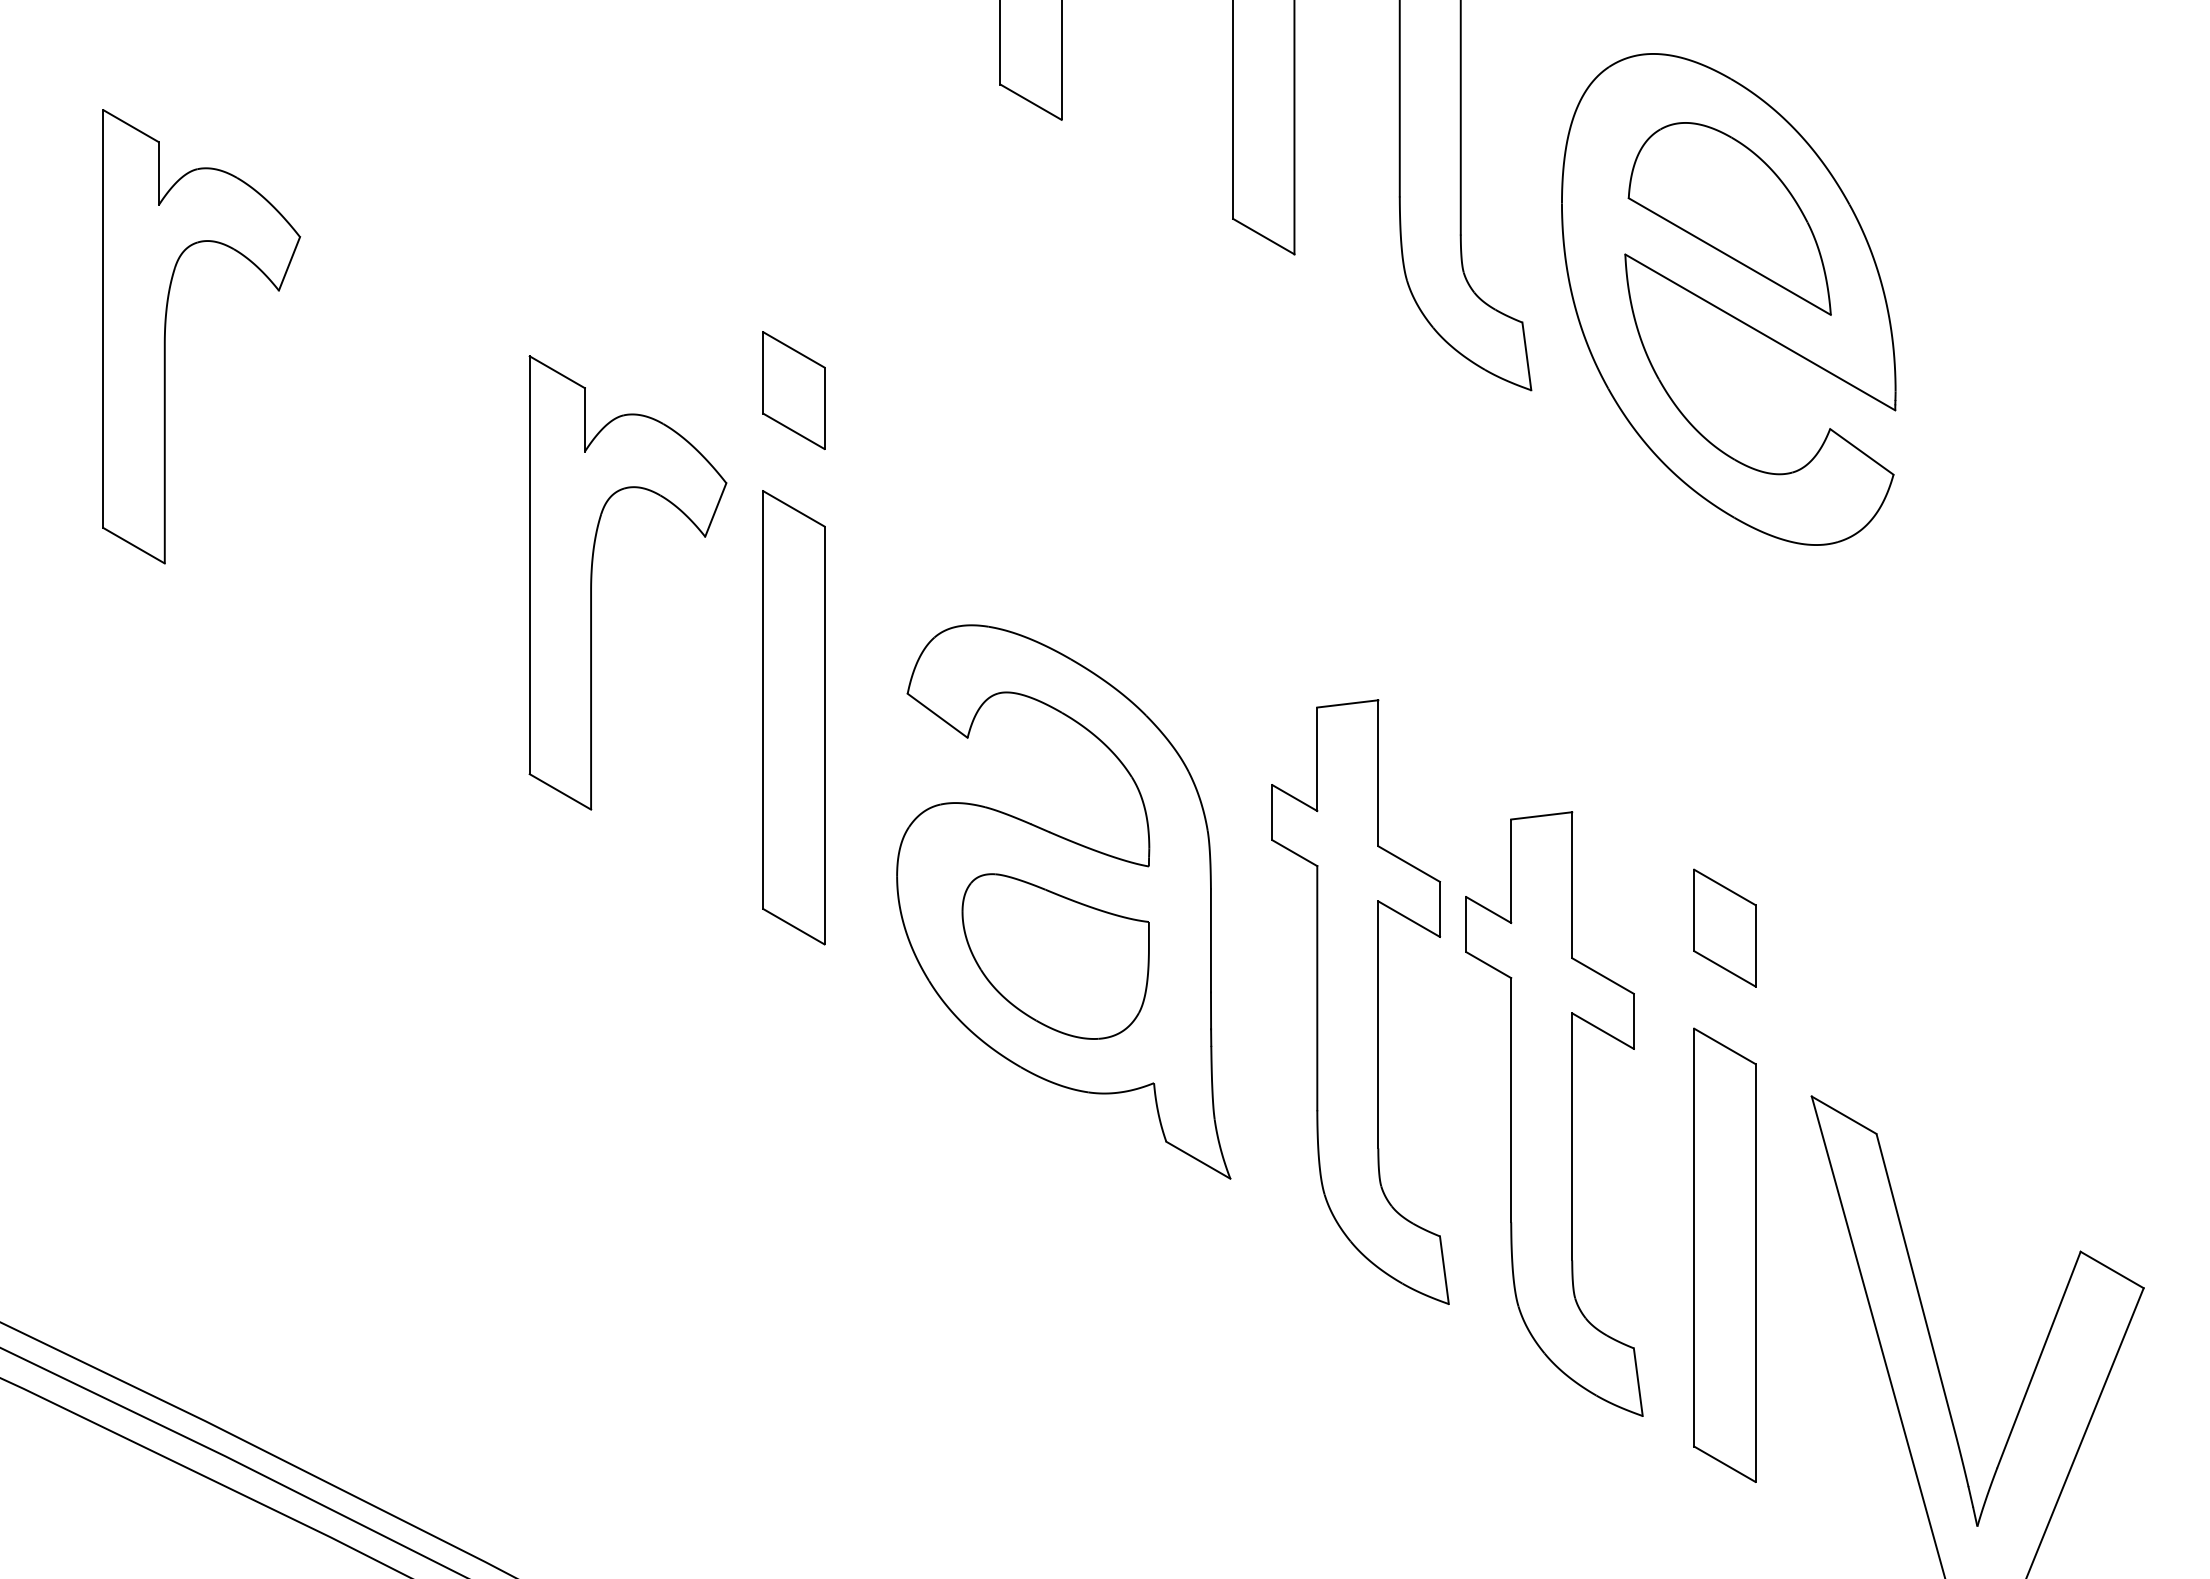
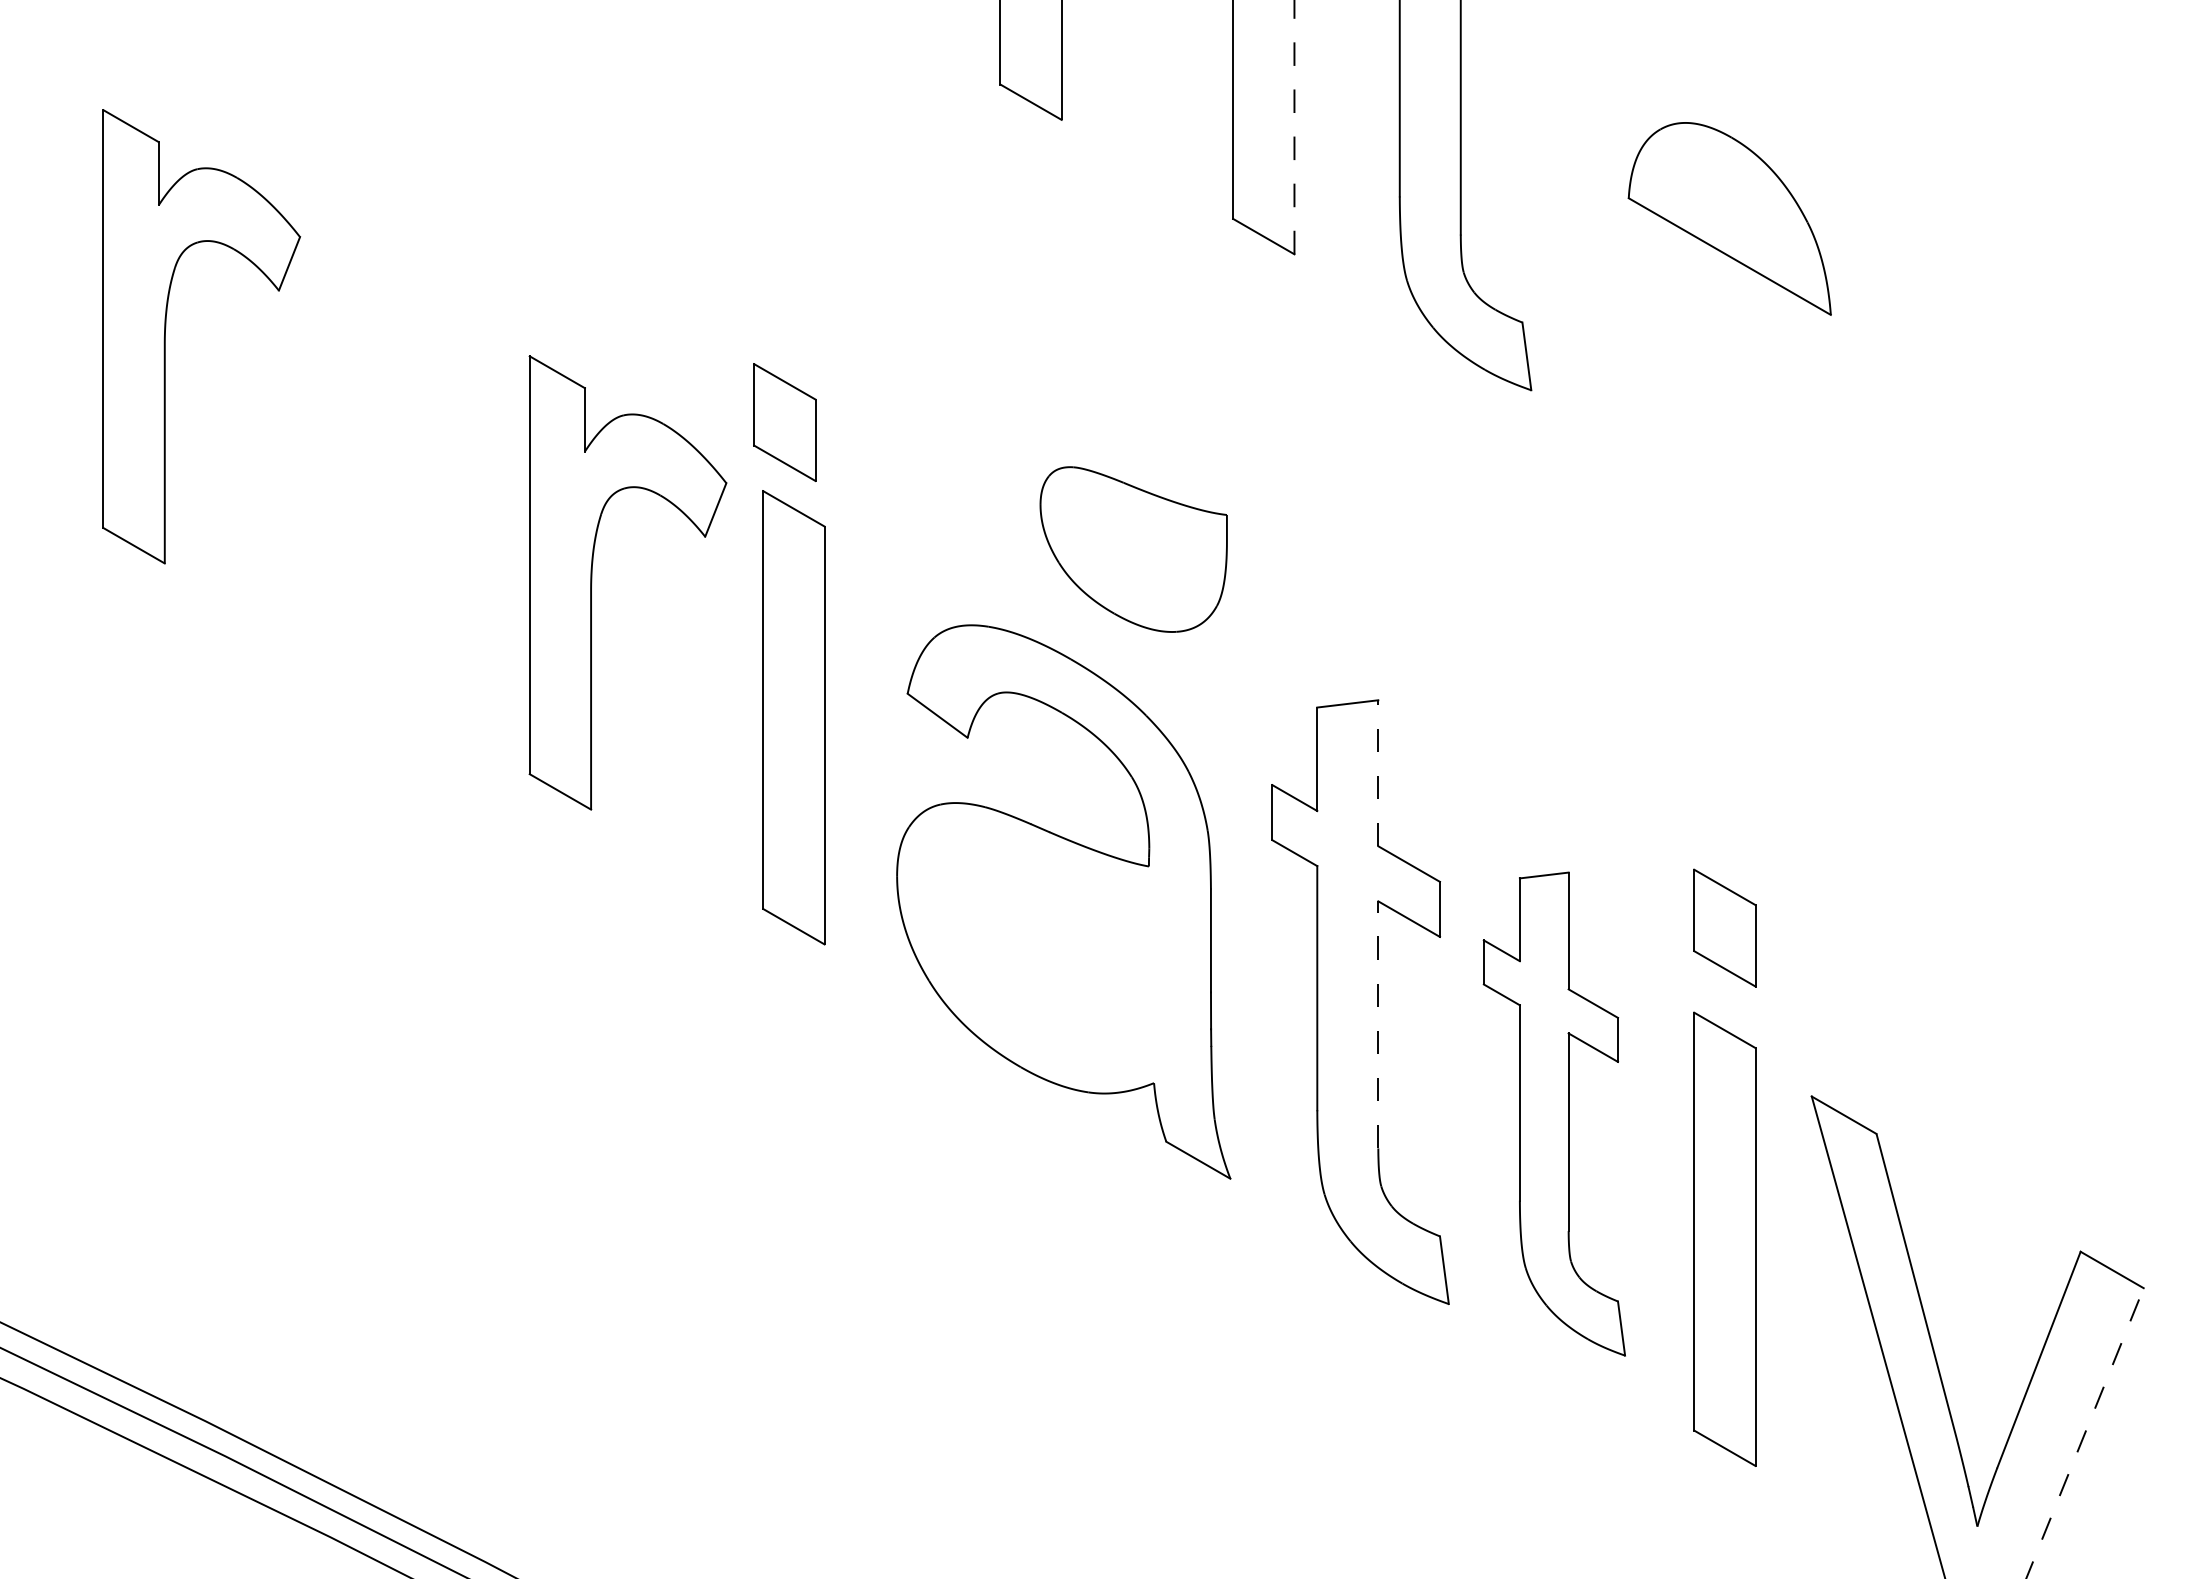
line: solid -> dashed (1294, 126)
part: present -> none (1728, 299)
part position: (793, 390) -> (784, 422) (784, 422)
line: solid -> dashed (1378, 773)
part position: (1055, 956) -> (1133, 549) (1133, 549)
line: solid -> dashed (1378, 1024)
part size: 179x606 px -> 144x486 px (1553, 1113)
part position: (1724, 1254) -> (1724, 1238) (1724, 1238)
line: solid -> dashed (2084, 1433)
